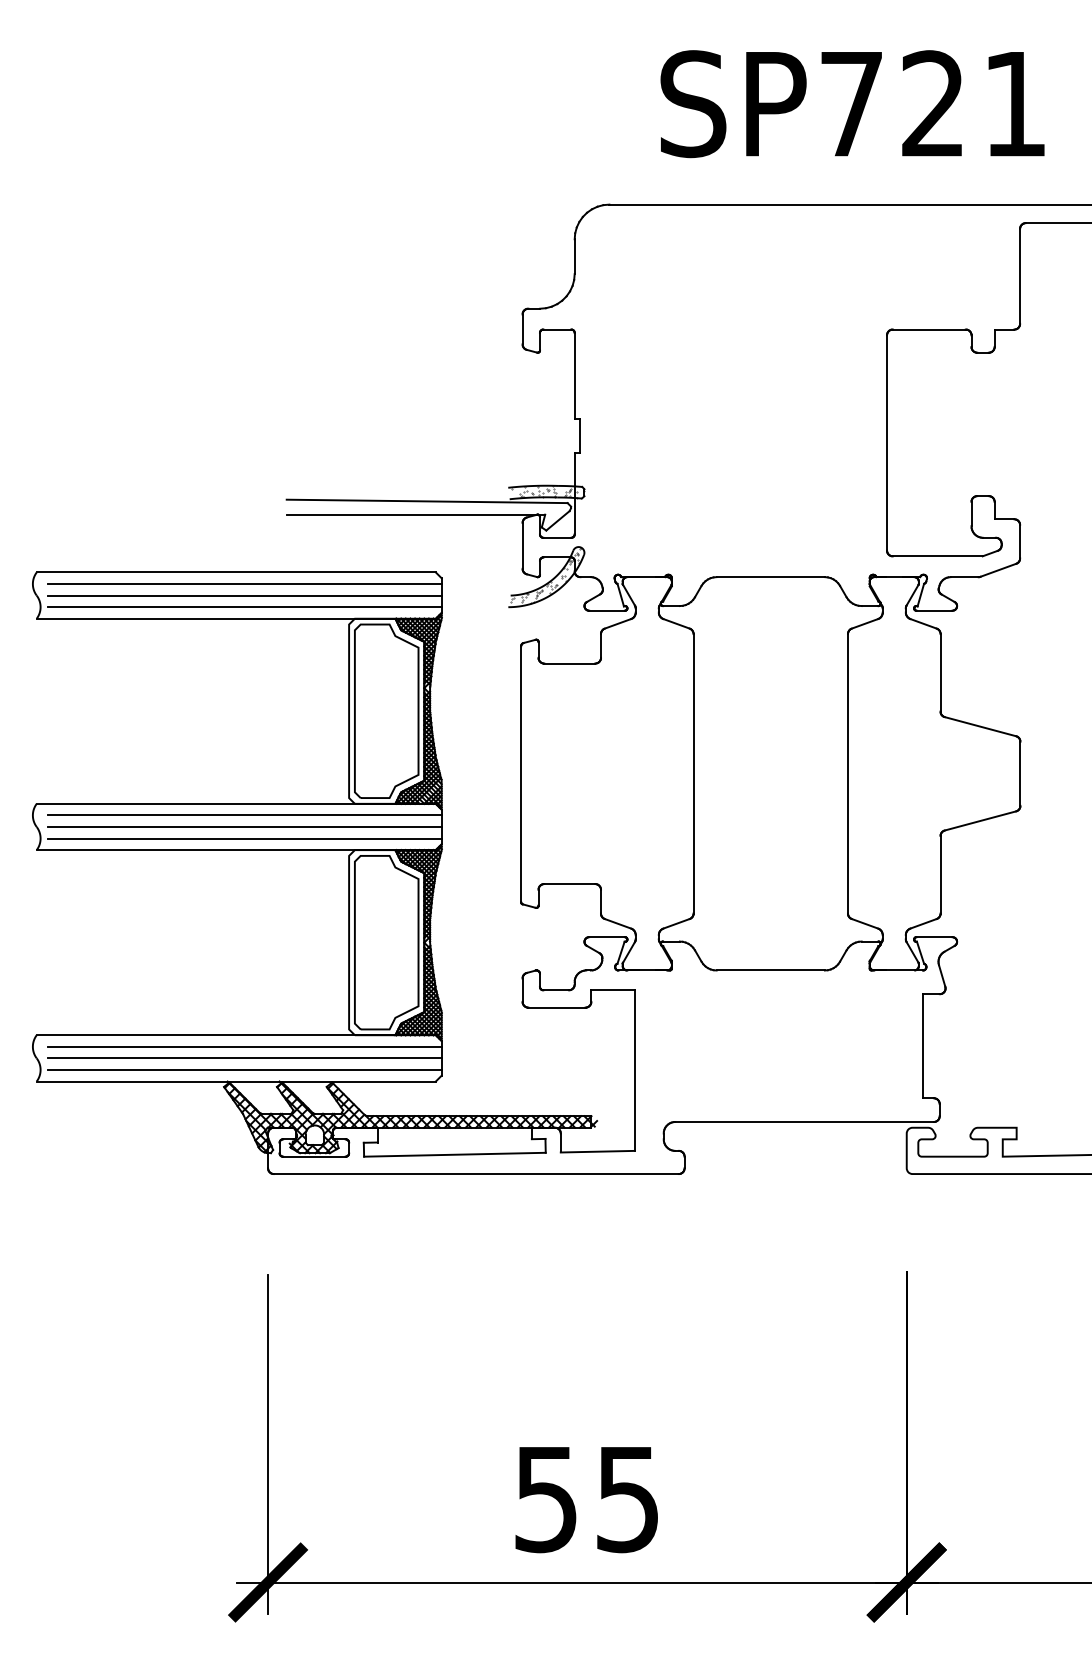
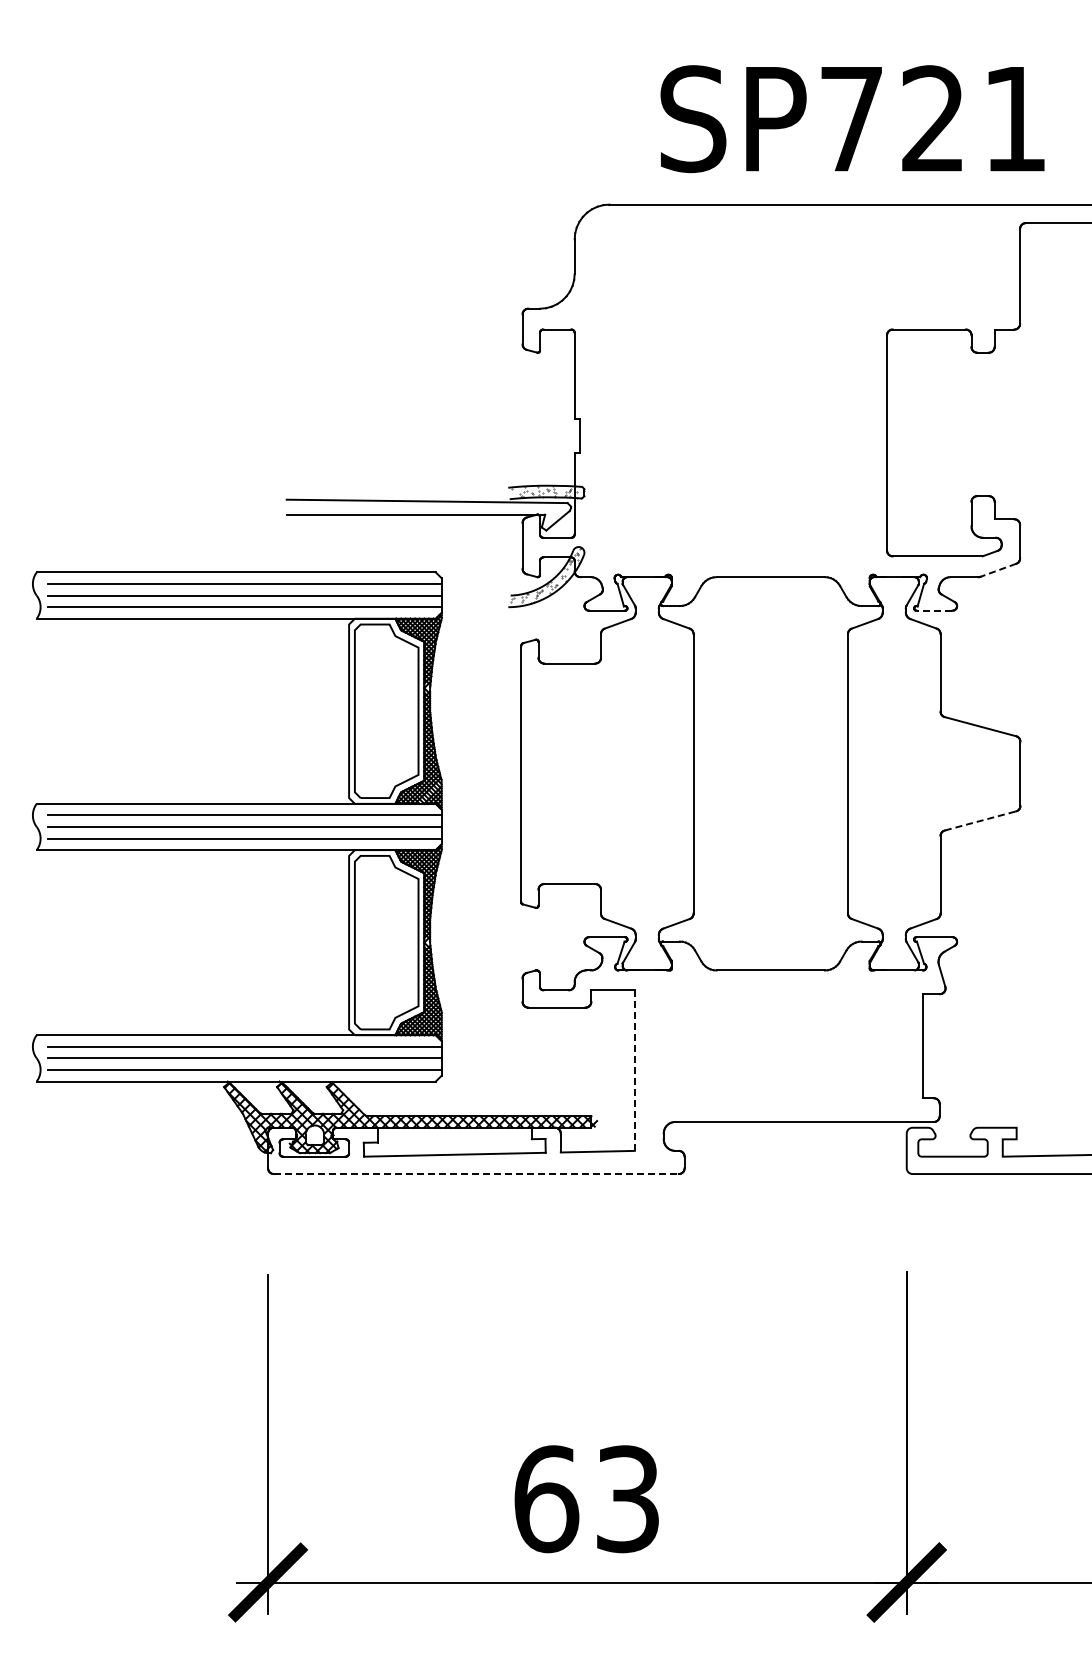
text position: (852, 104) -> (852, 119) (852, 119)
line: solid -> dashed (997, 570)
line: solid -> dashed (934, 610)
line: solid -> dashed (980, 820)
line: solid -> dashed (634, 1071)
line: solid -> dashed (476, 1174)
text: 55 -> 63 (586, 1499)
